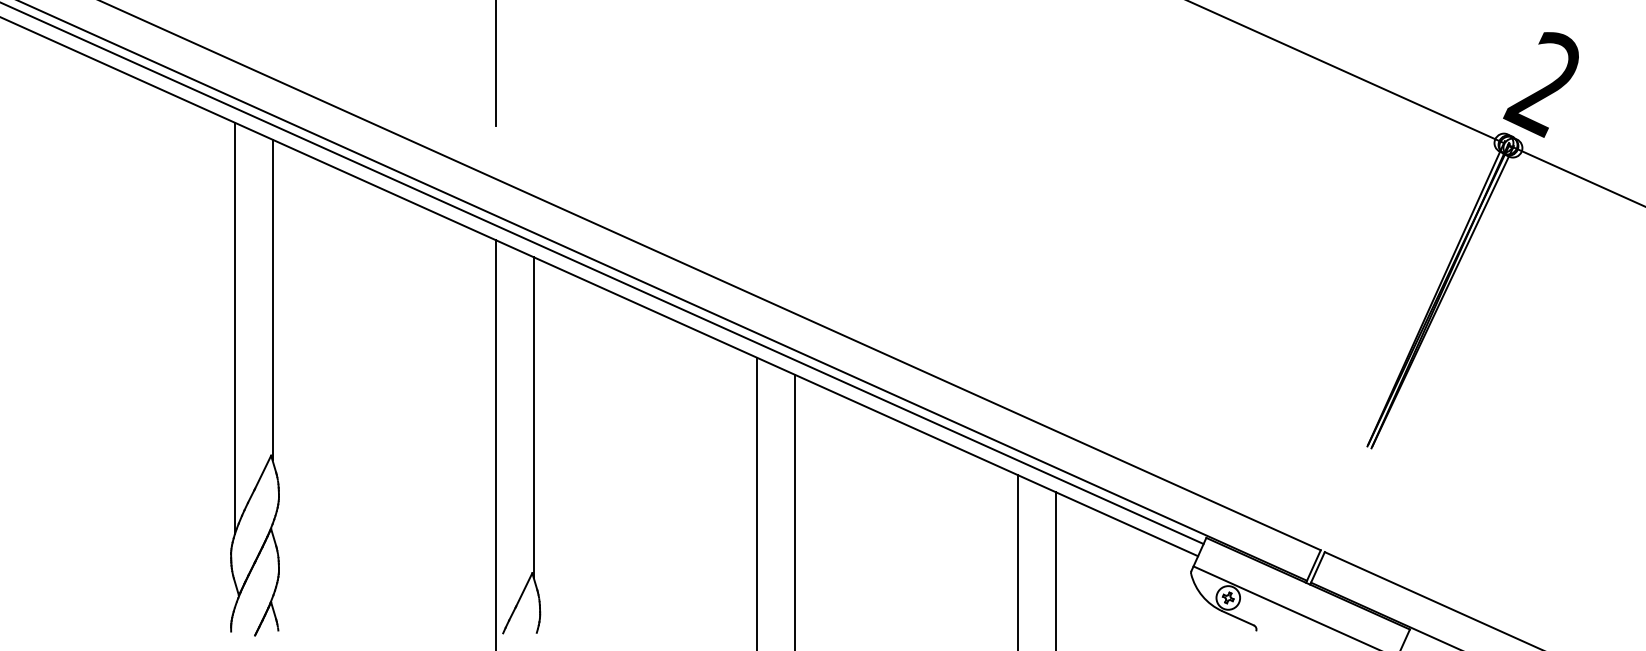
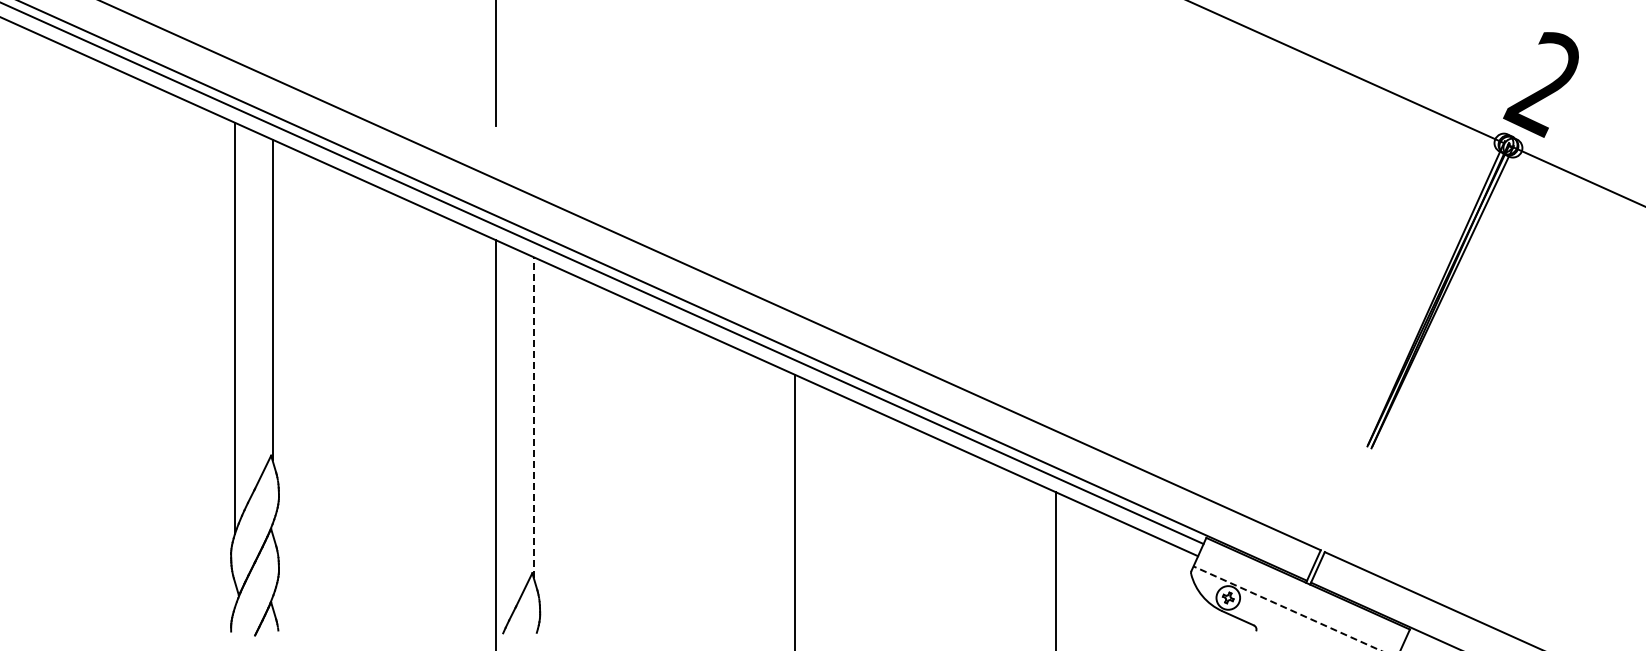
line: solid -> dashed (533, 417)
line: present -> none (756, 502)
line: present -> none (1018, 561)
line: solid -> dashed (1287, 608)
